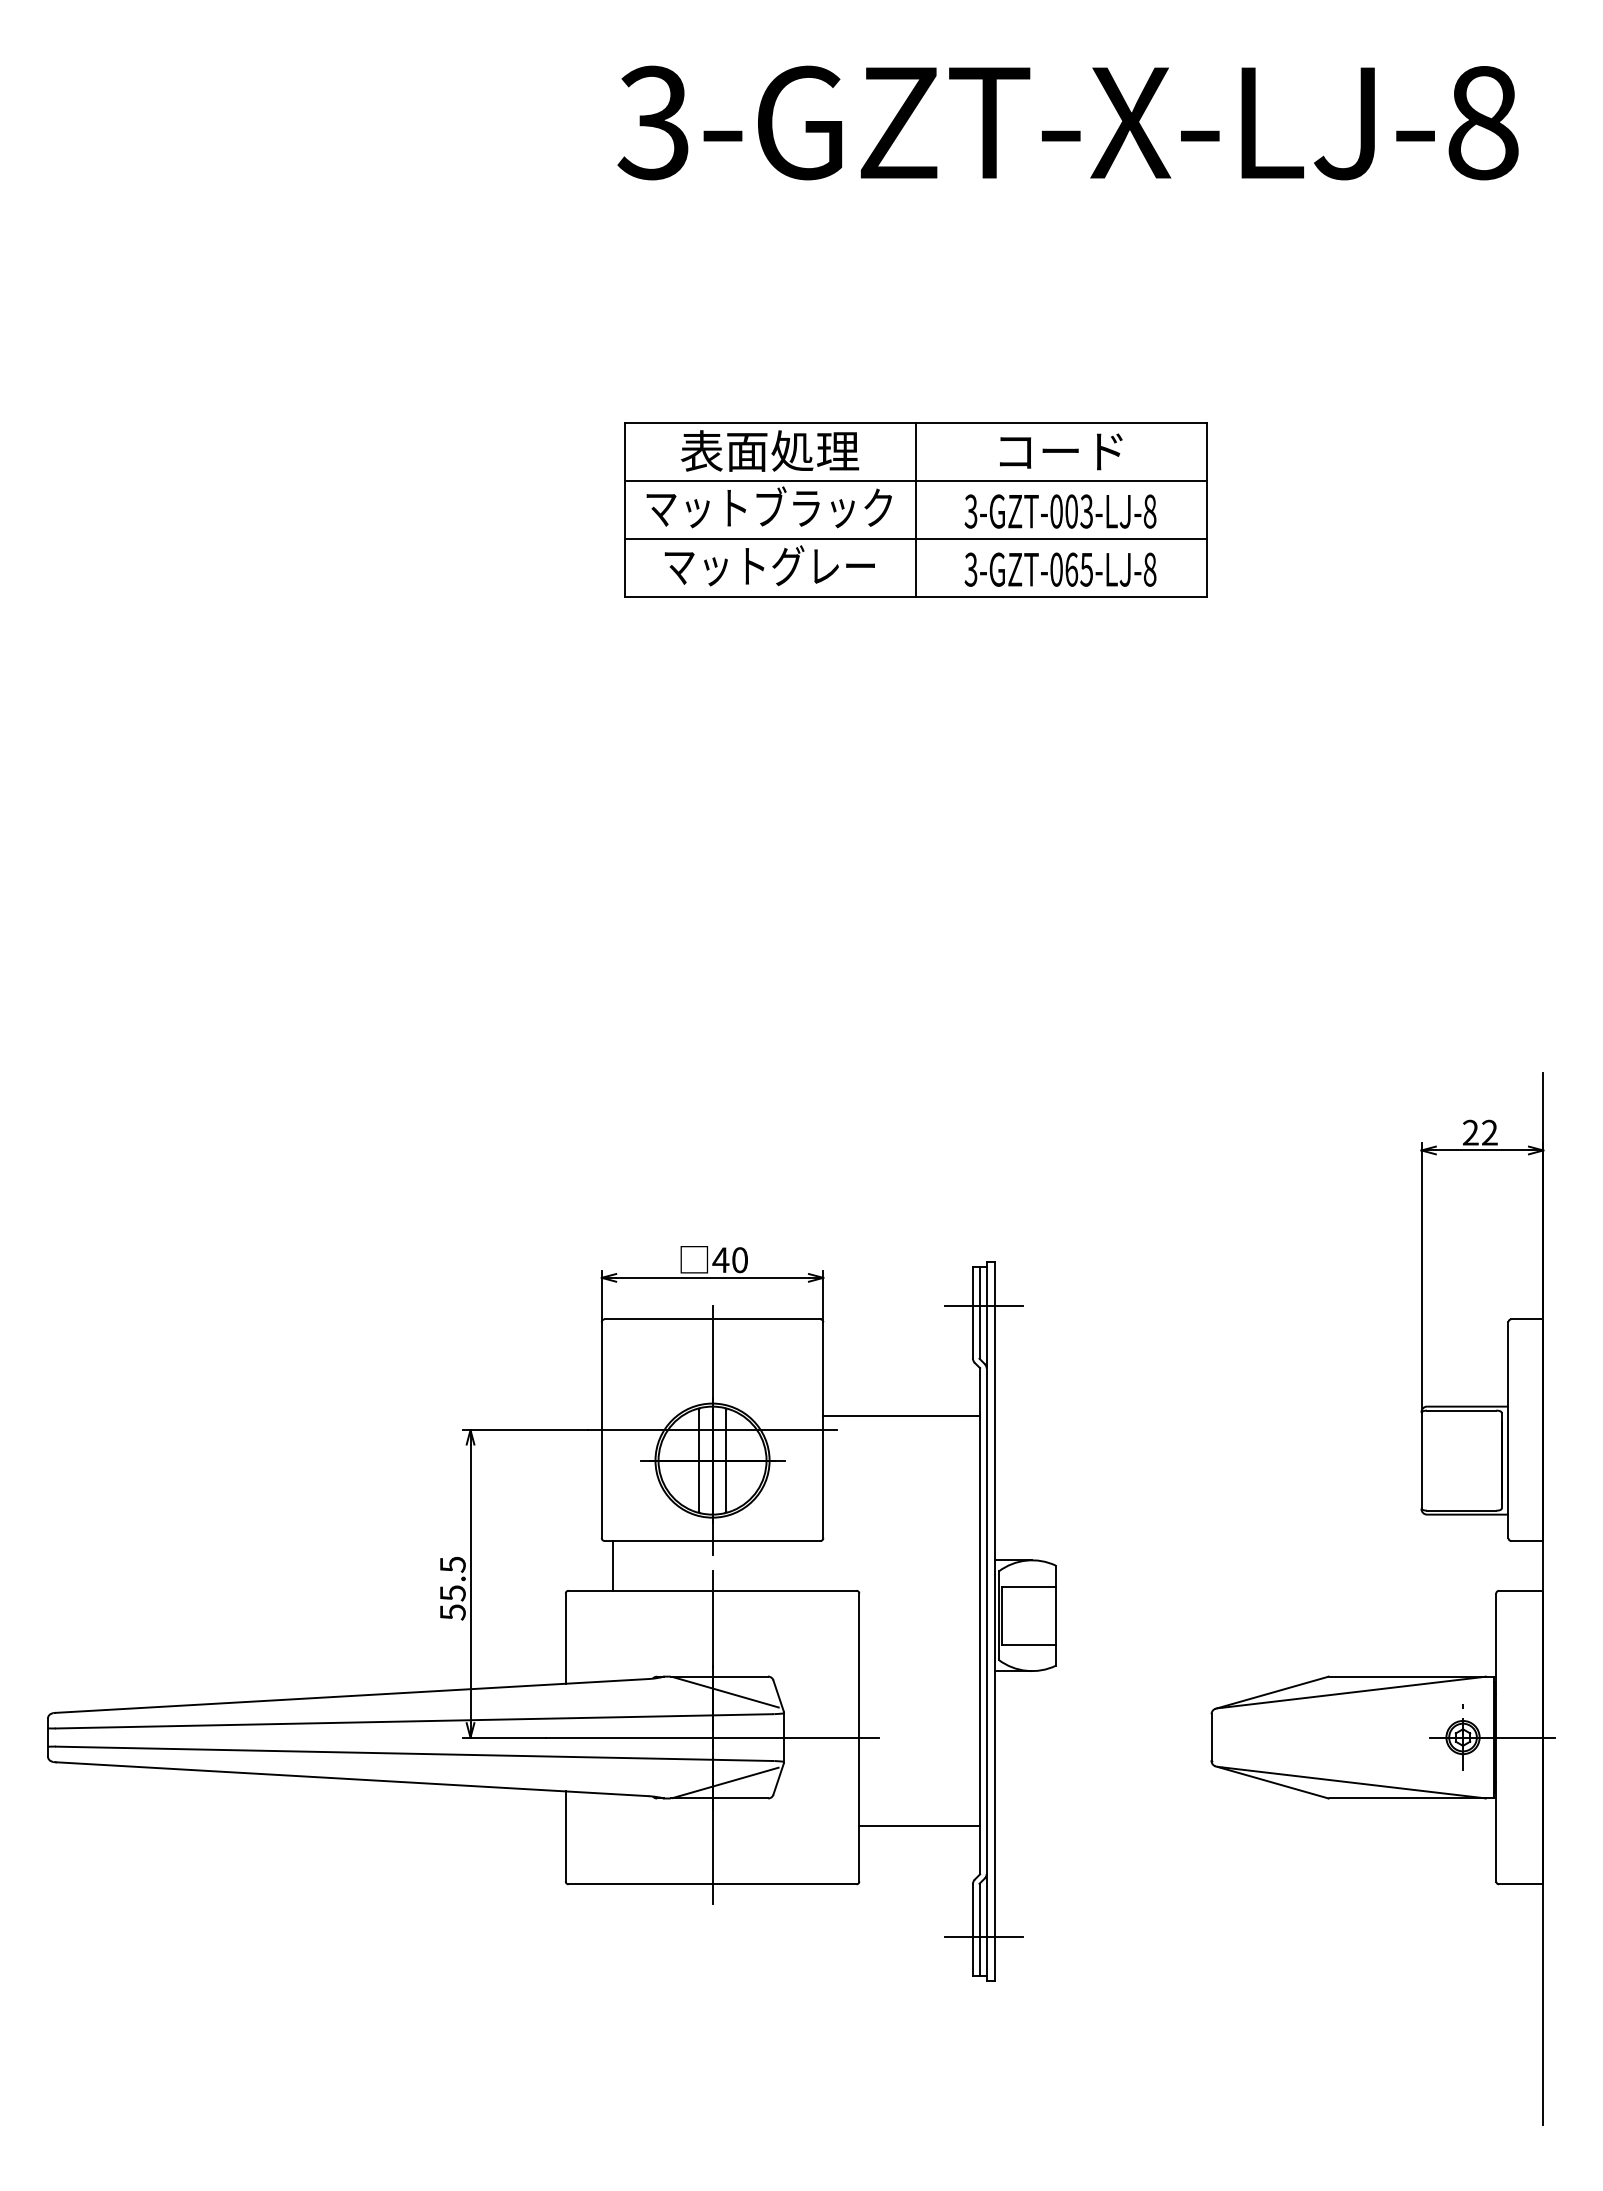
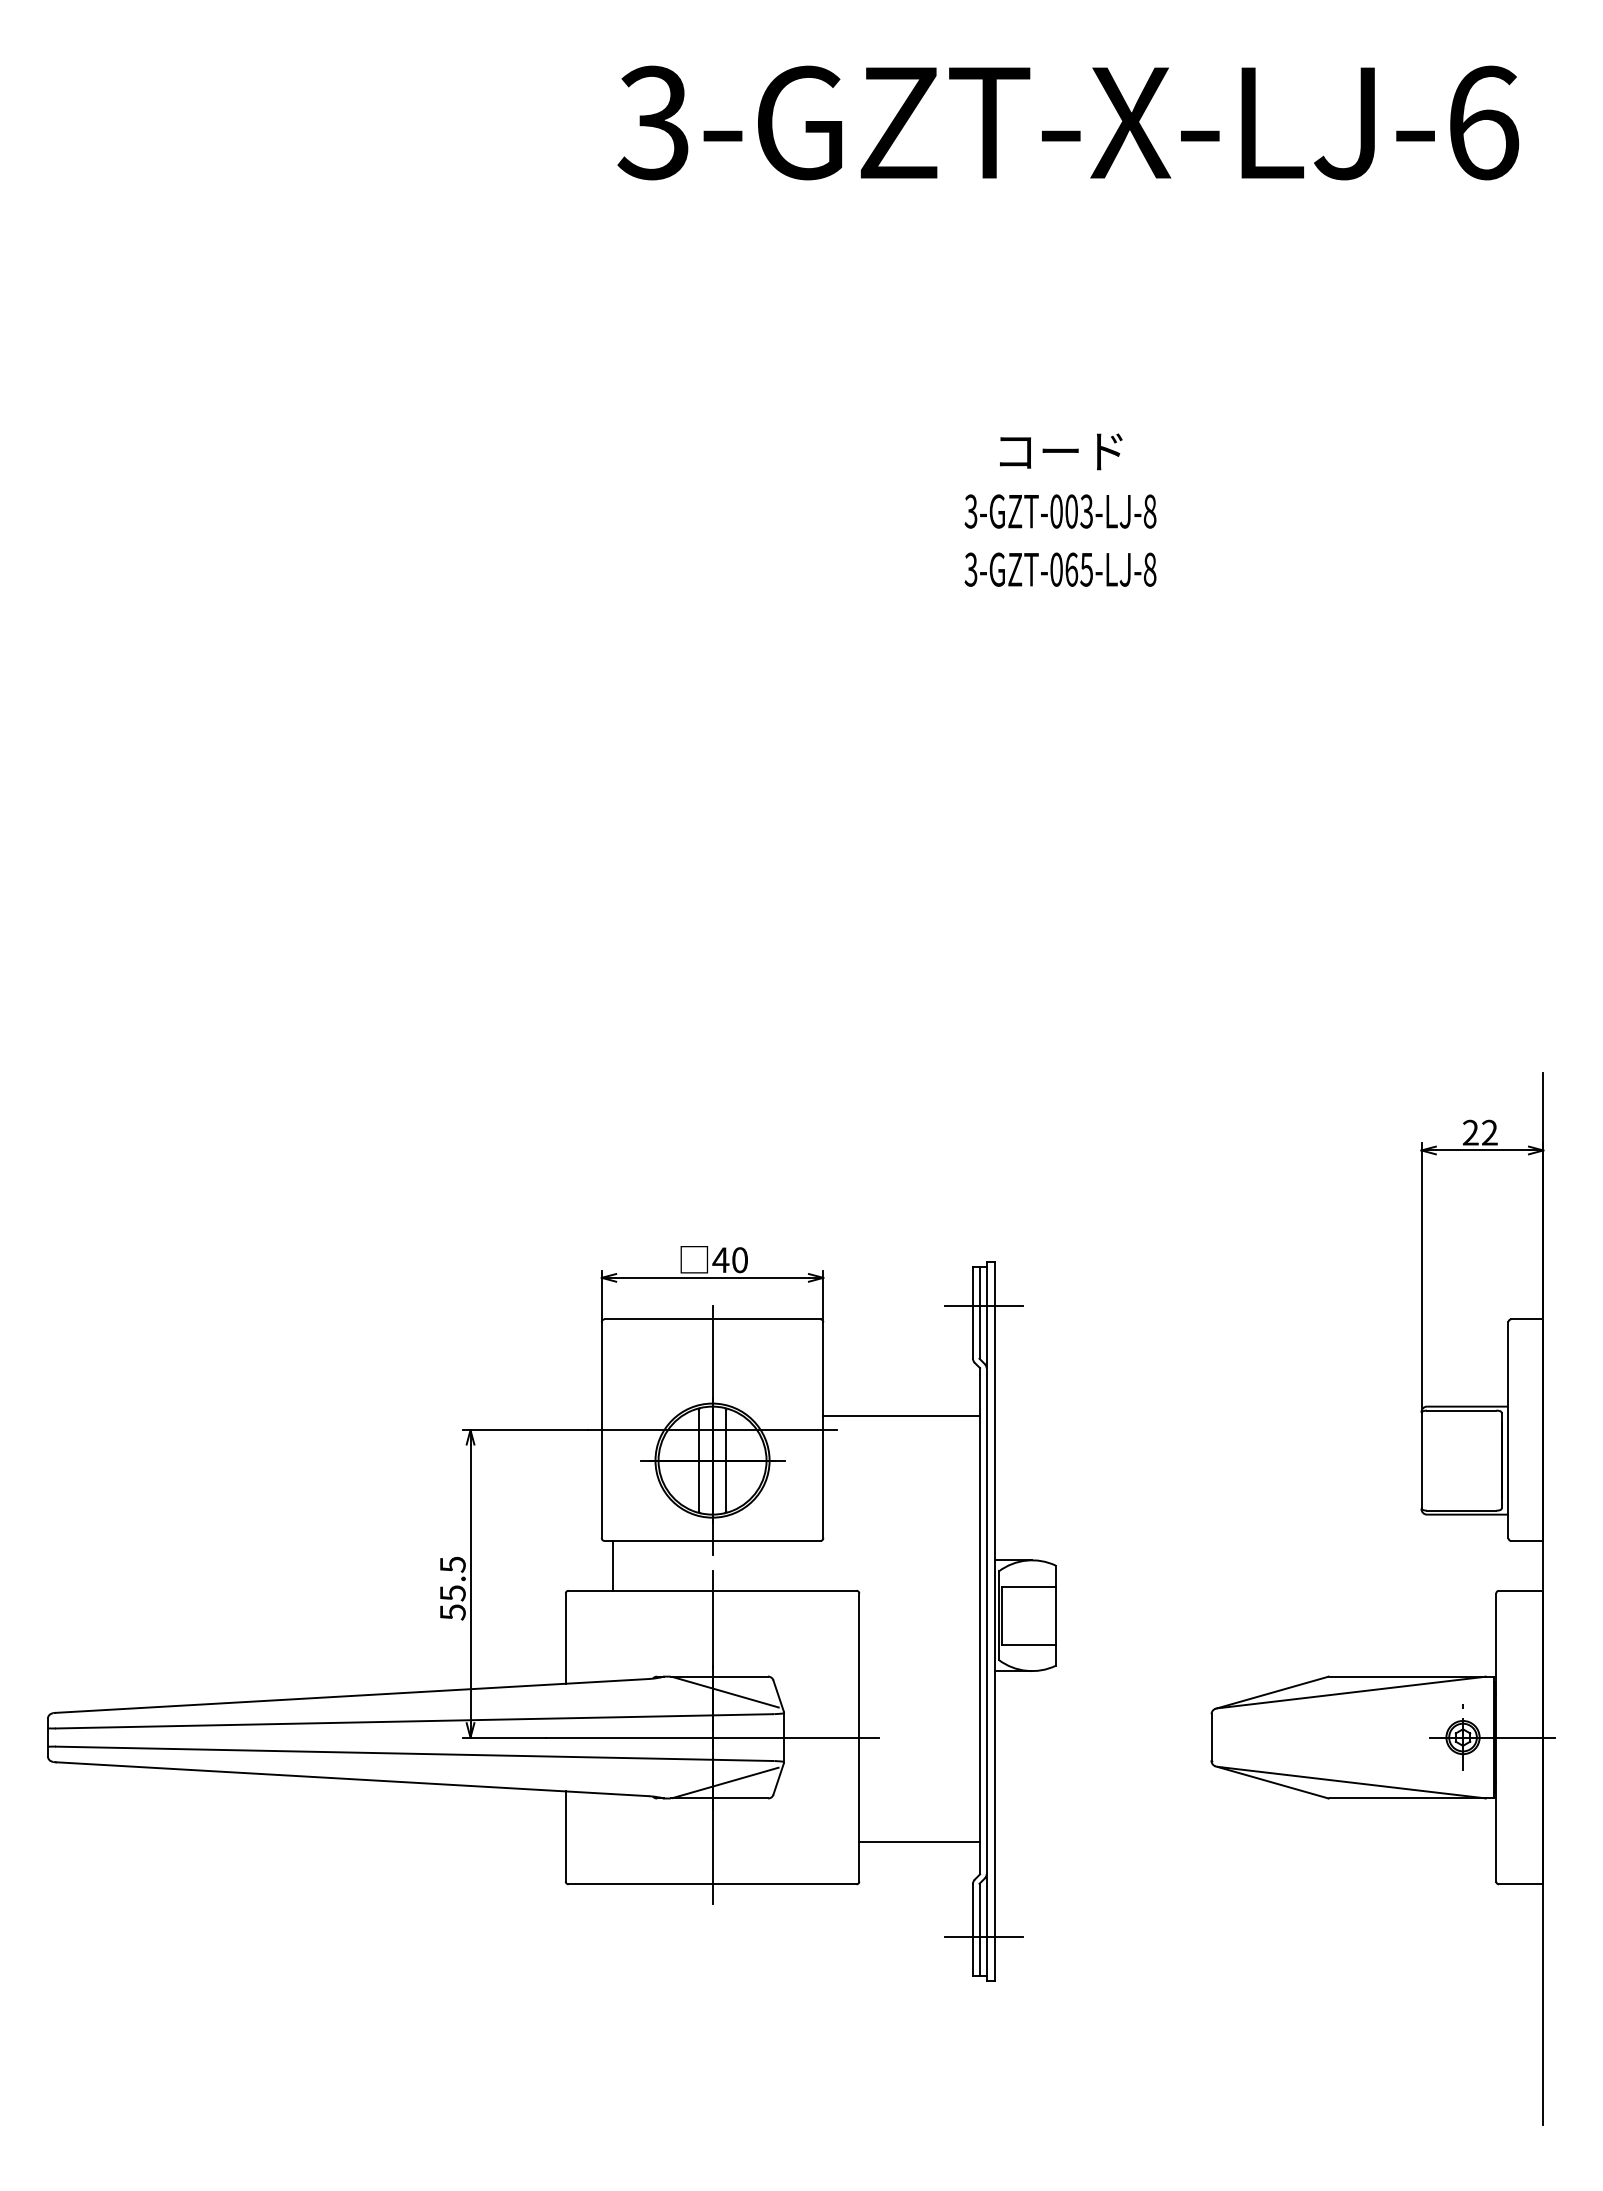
text: 3-GZT-X-LJ-8 -> 3-GZT-X-LJ-6 (1483, 122)
part: present -> none (915, 509)
line position: (919, 1826) -> (919, 1842) (919, 1842)
